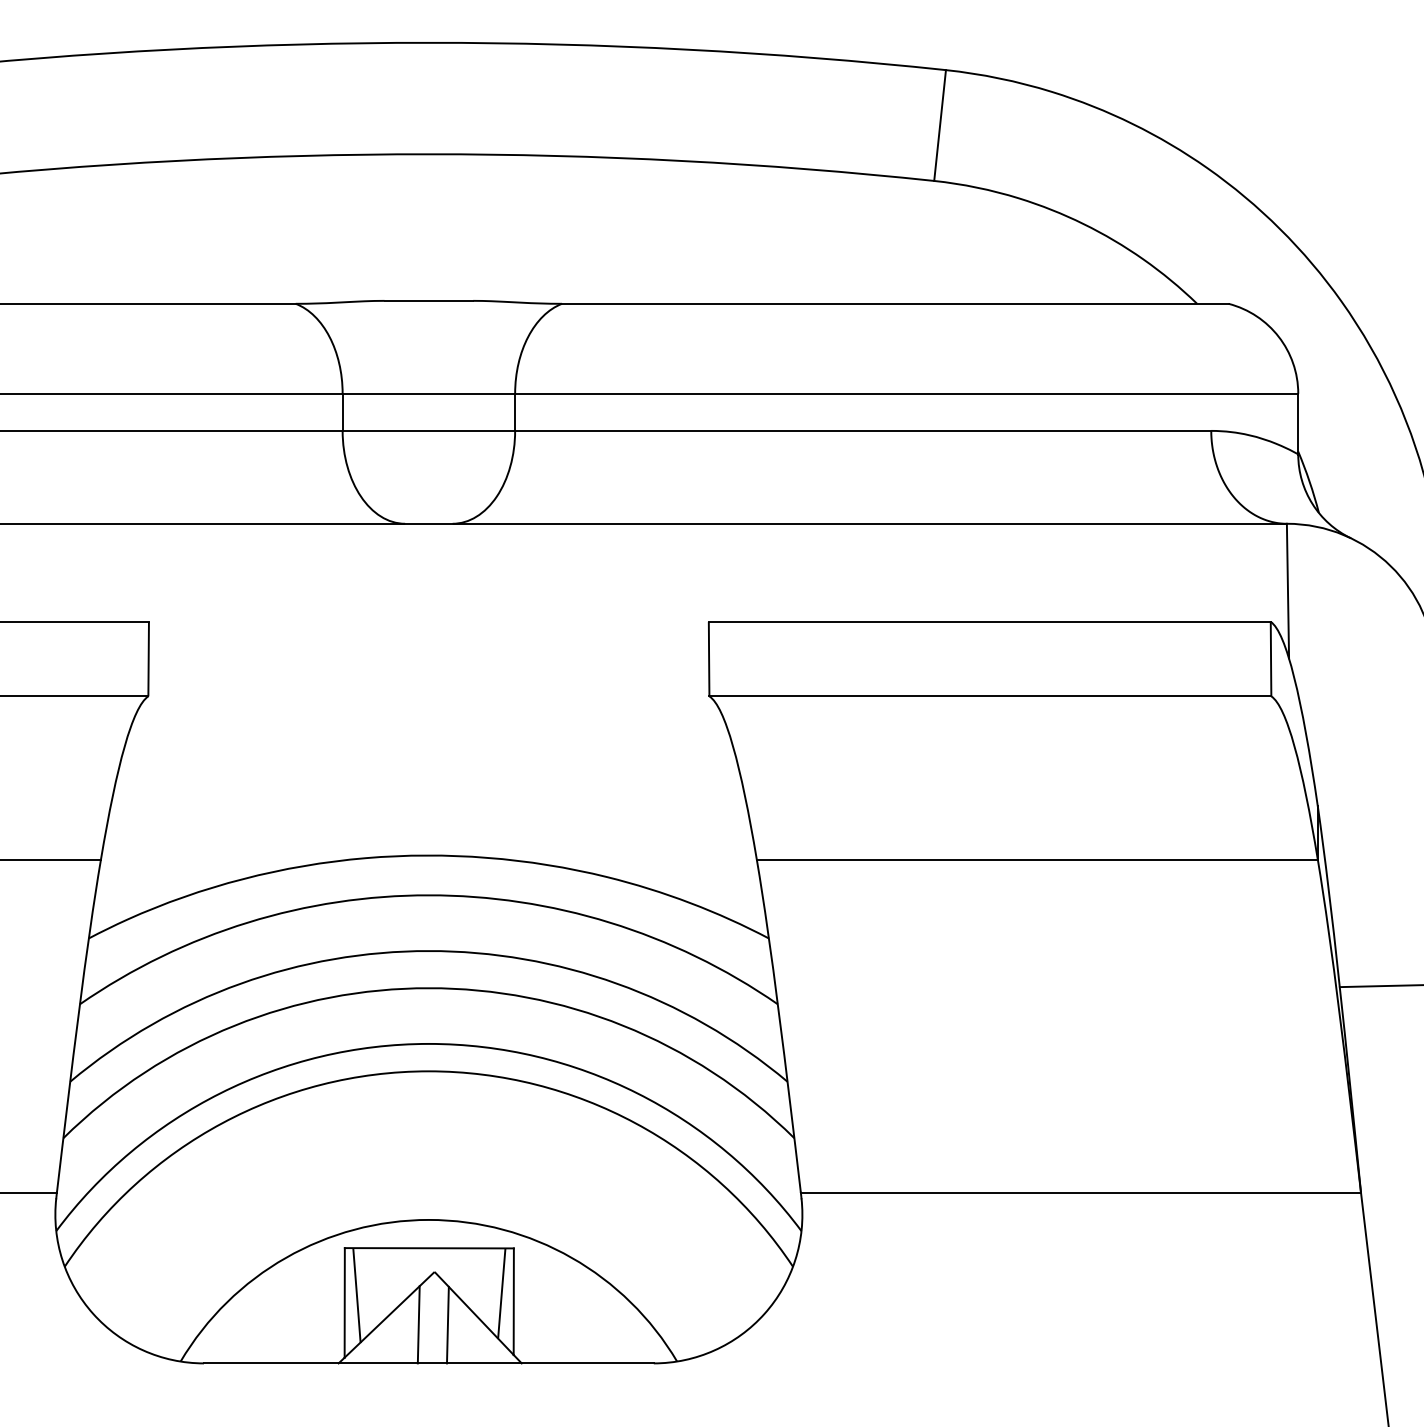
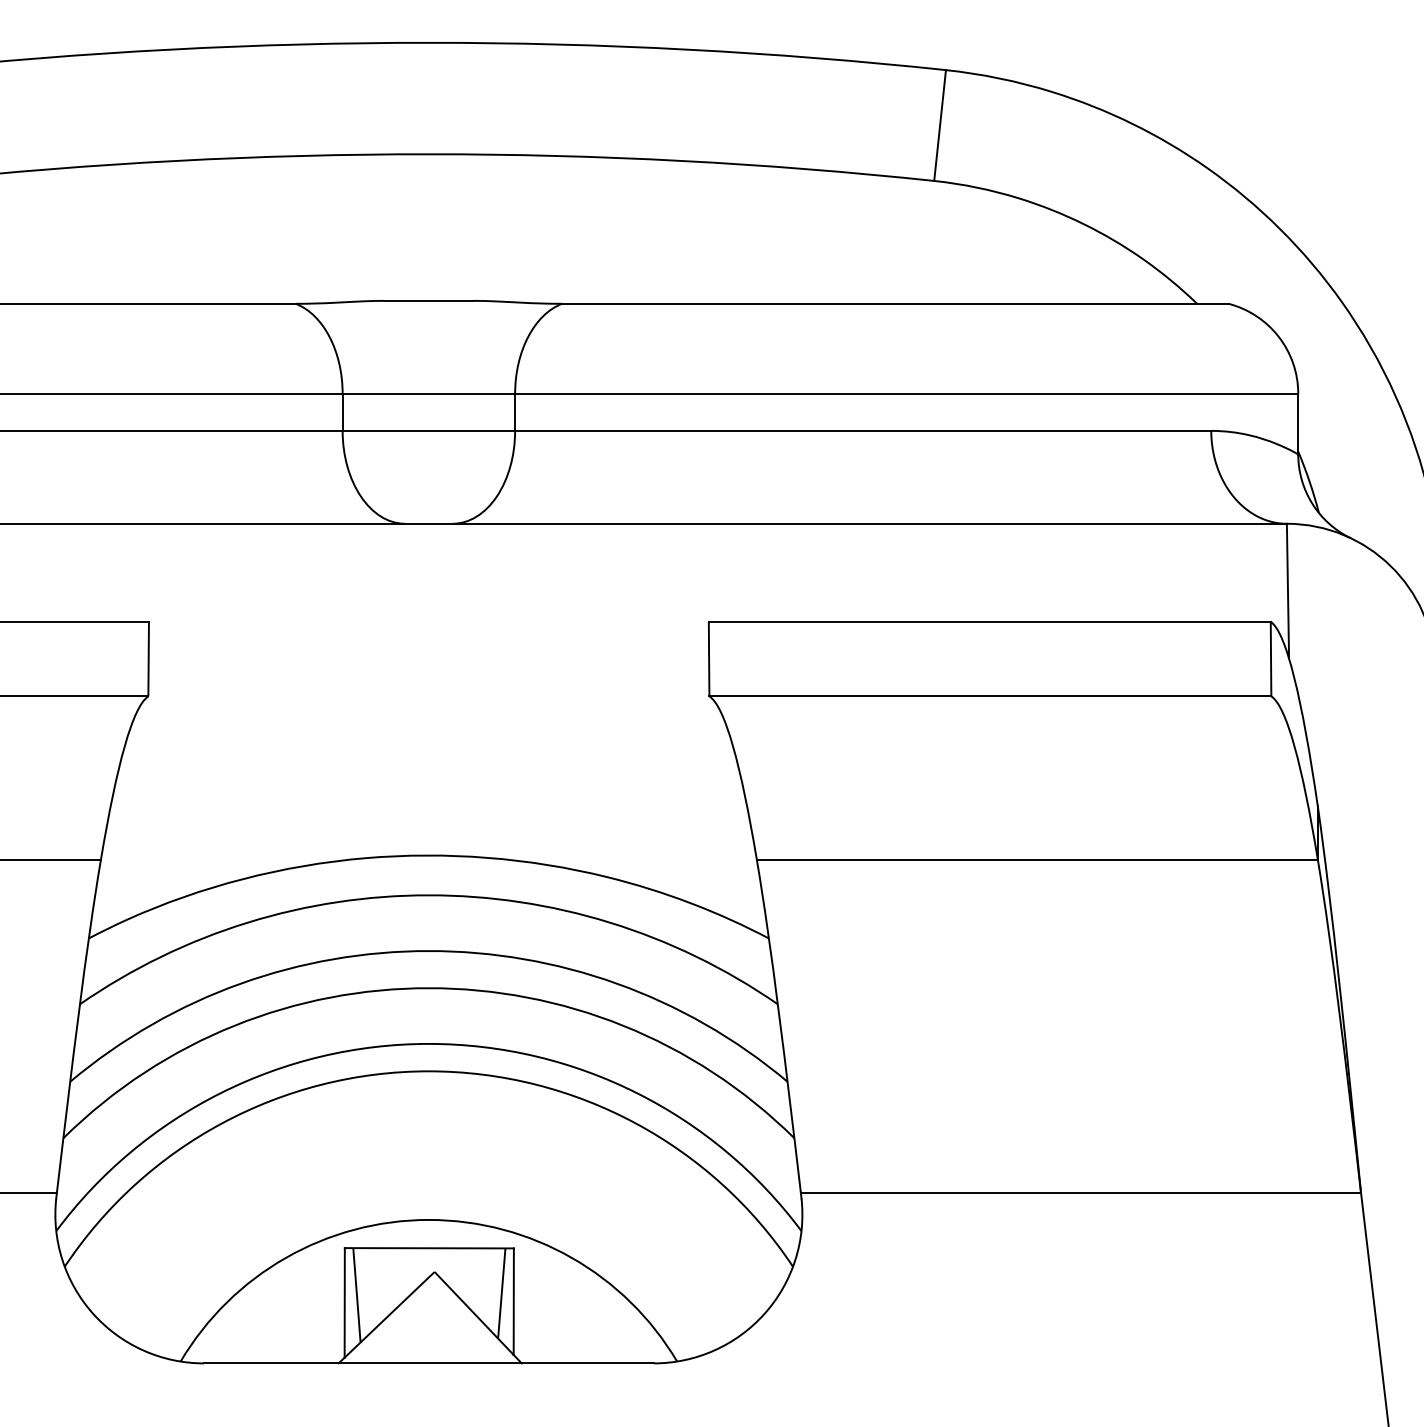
line: present -> none (1379, 986)
line: present -> none (418, 1324)
line: present -> none (447, 1324)
